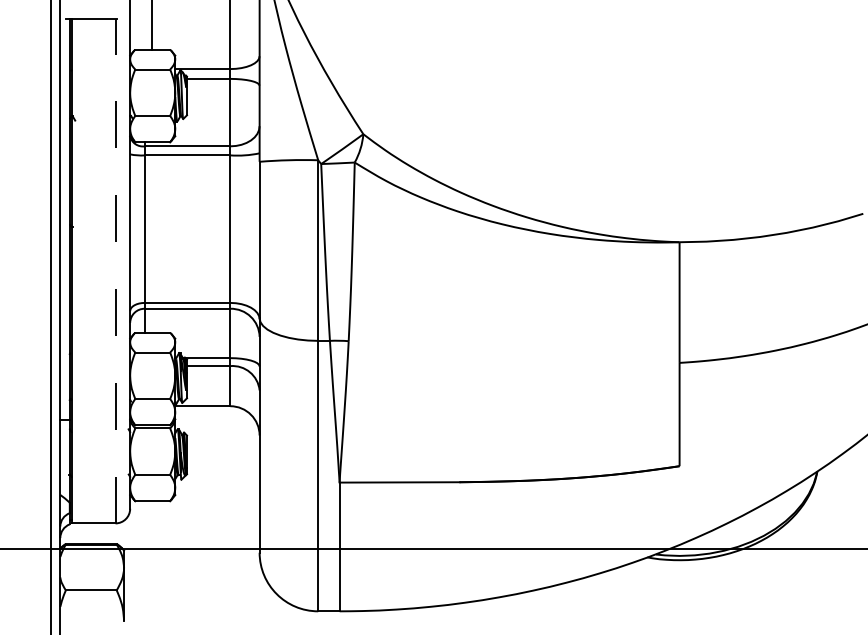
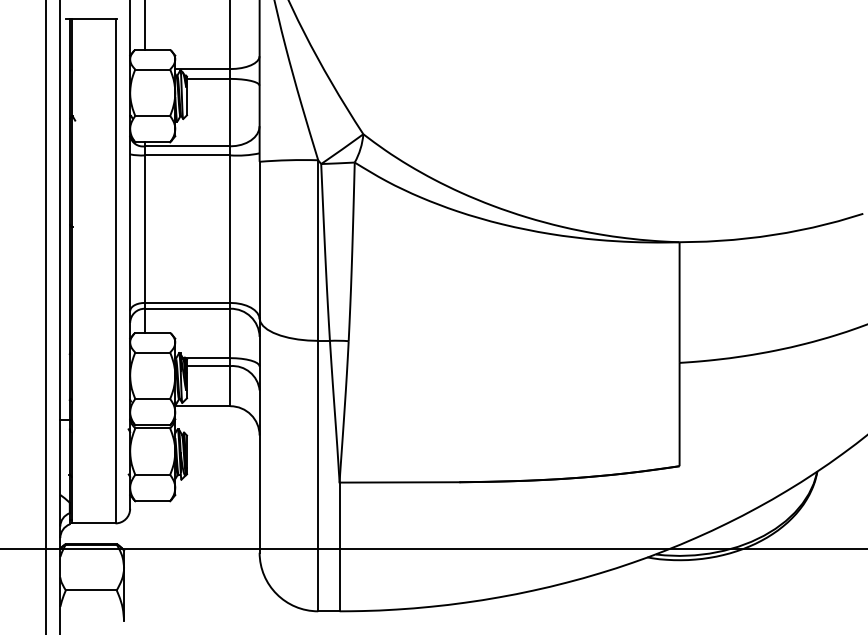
line position: (151, 25) -> (144, 25) (144, 25)
line: dashed -> solid (115, 270)
line position: (51, 316) -> (46, 316) (46, 316)
